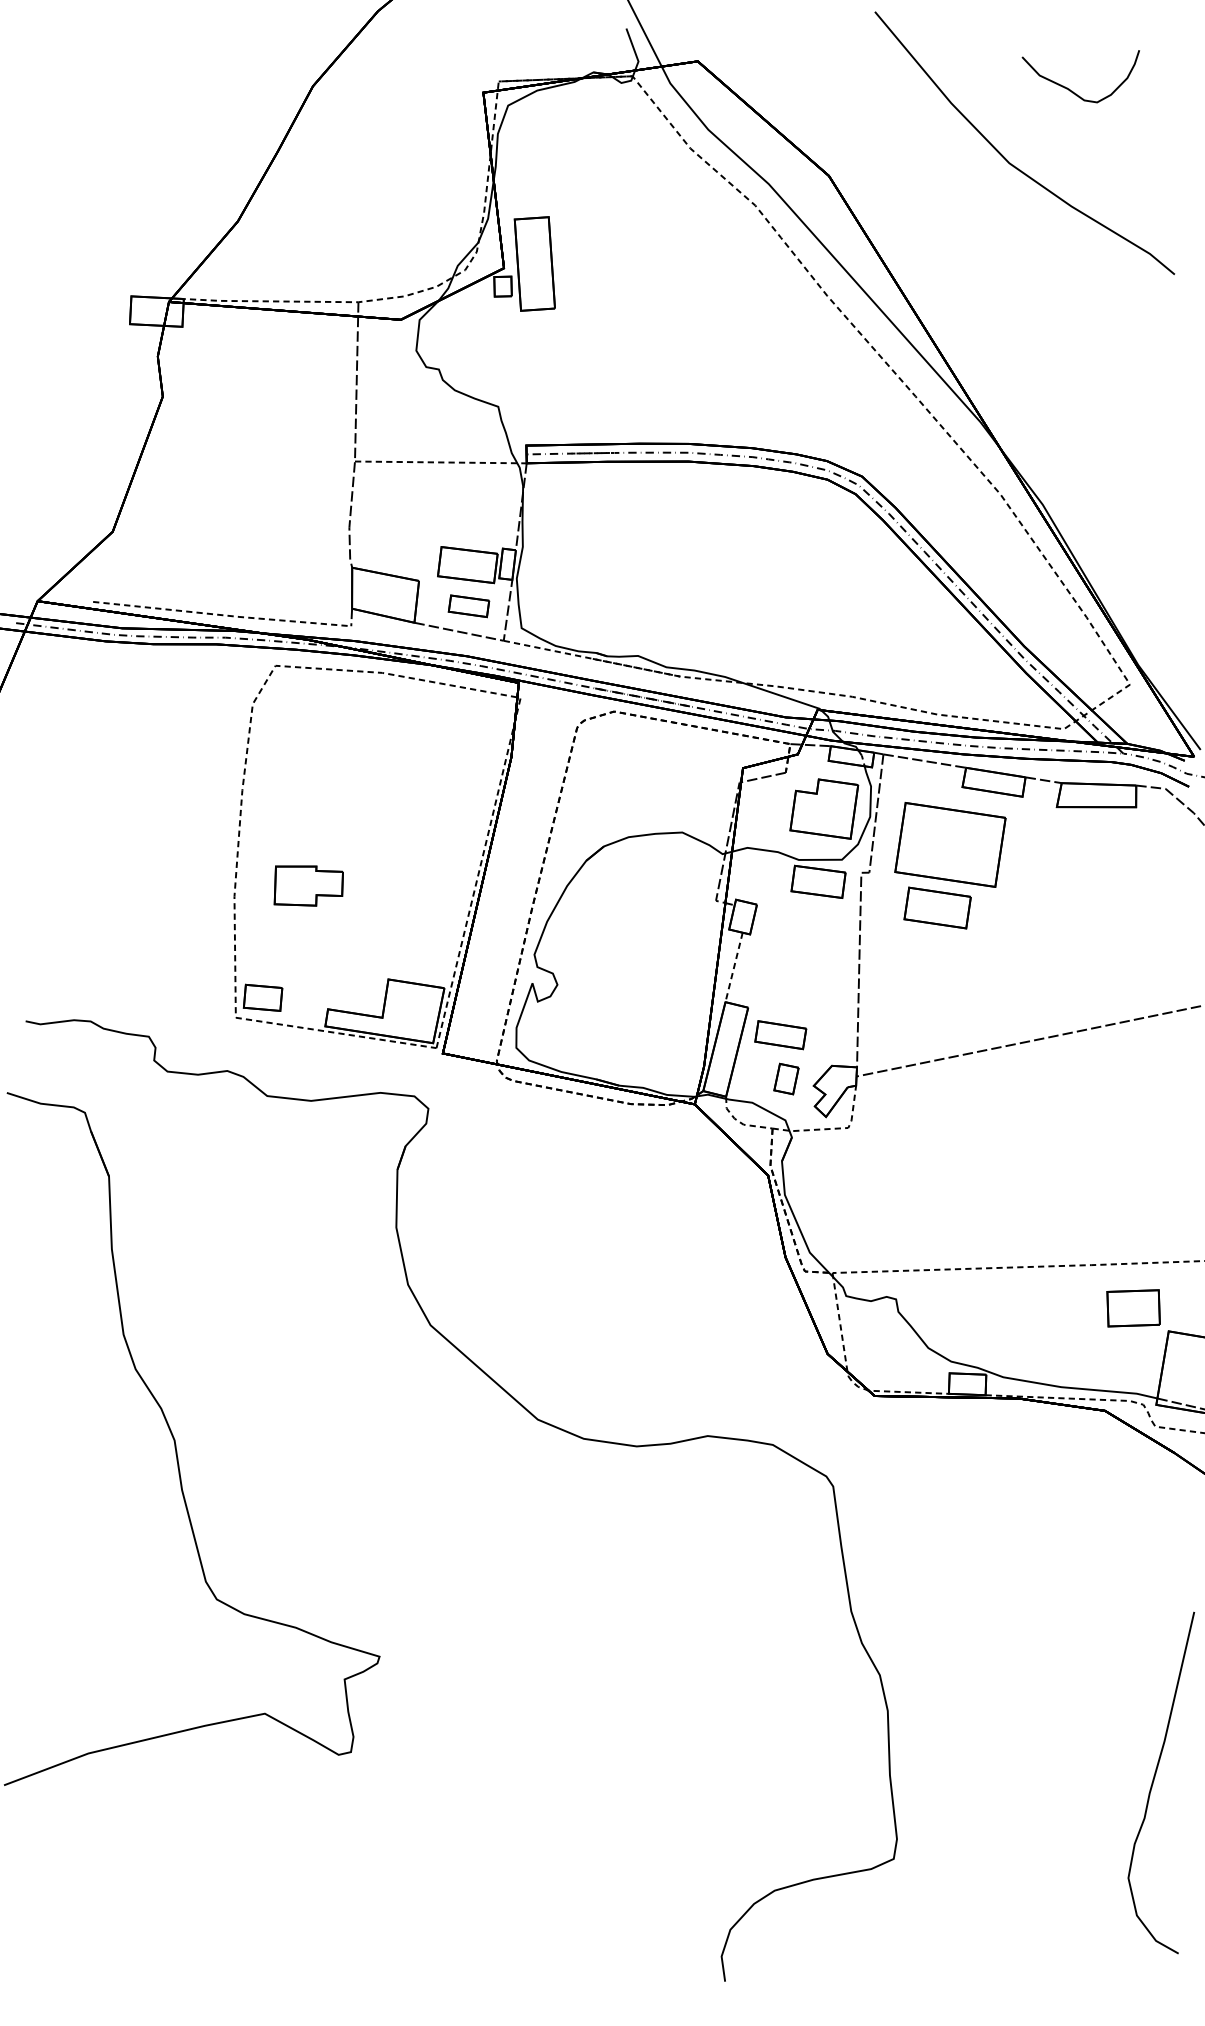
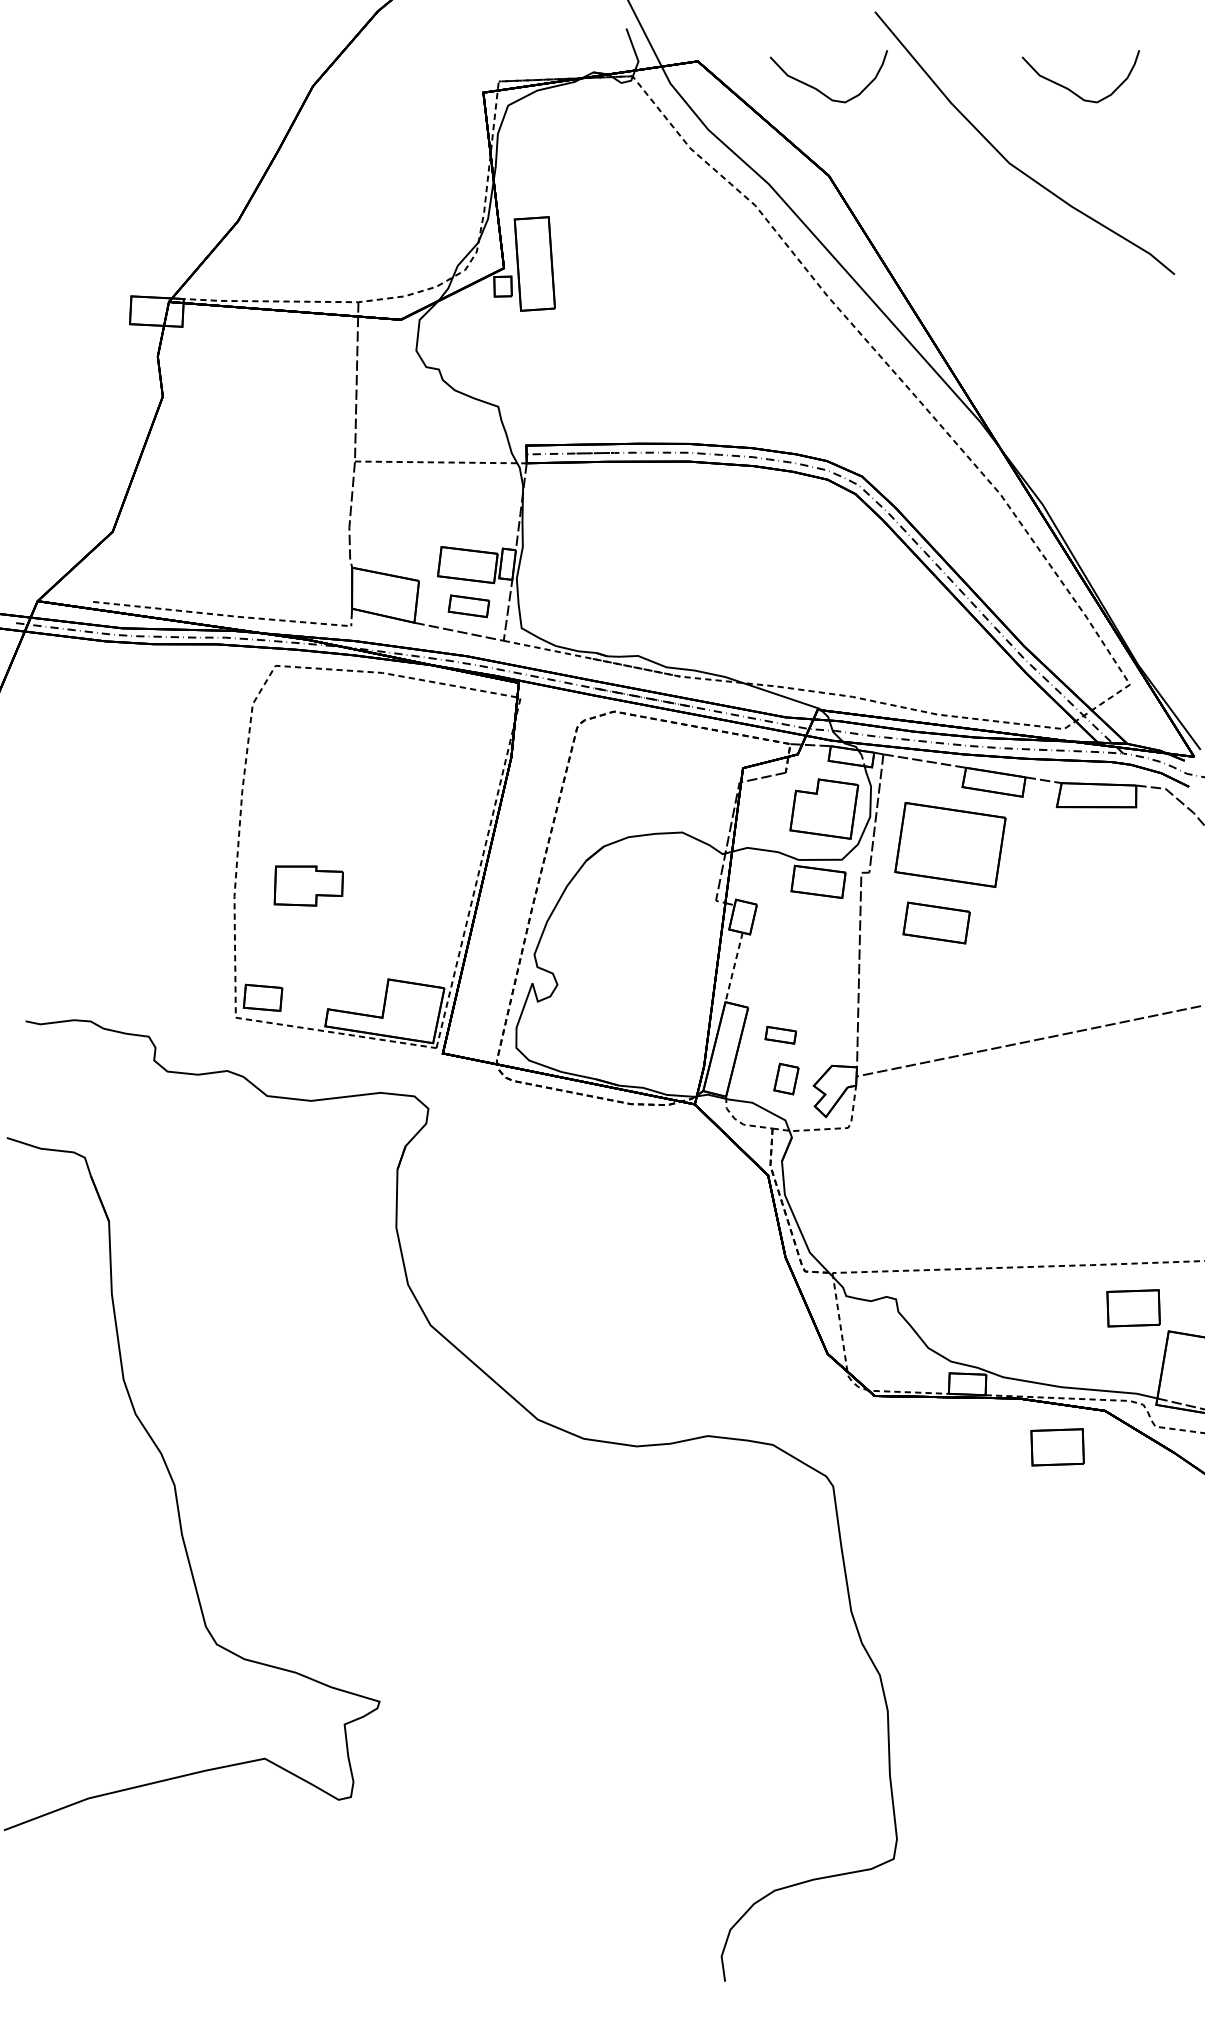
curve: none -> present (817, 88)
part position: (937, 907) -> (936, 922) (936, 922)
part size: 54x31 px -> 33x19 px (780, 1035)
part position: (175, 1439) -> (175, 1484) (175, 1484)
part: none -> present (1057, 1447)
curve: present -> none (1154, 1780)
